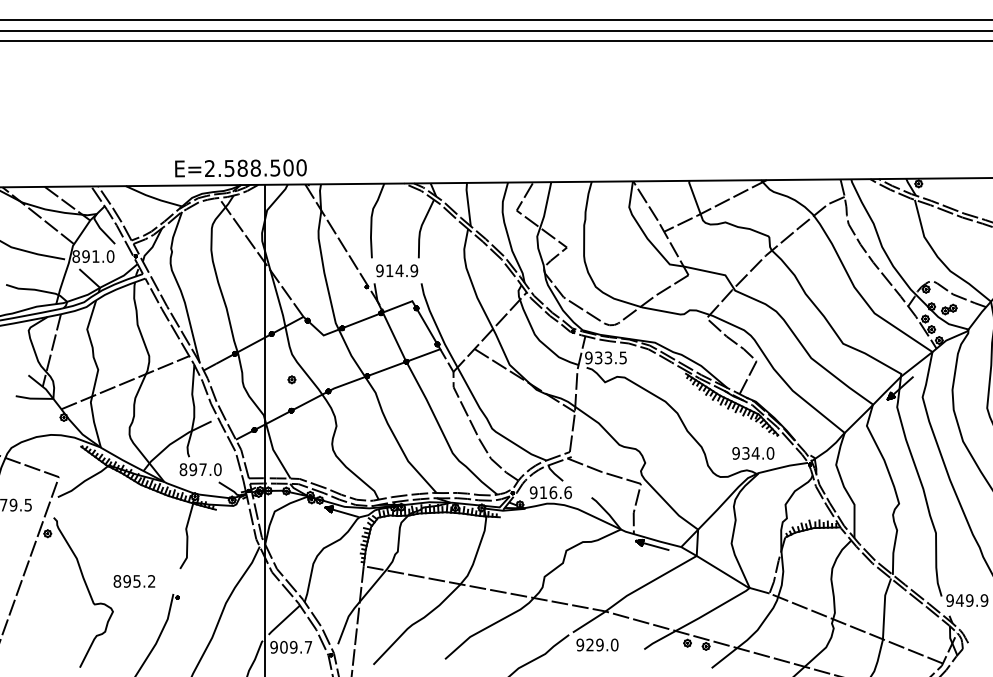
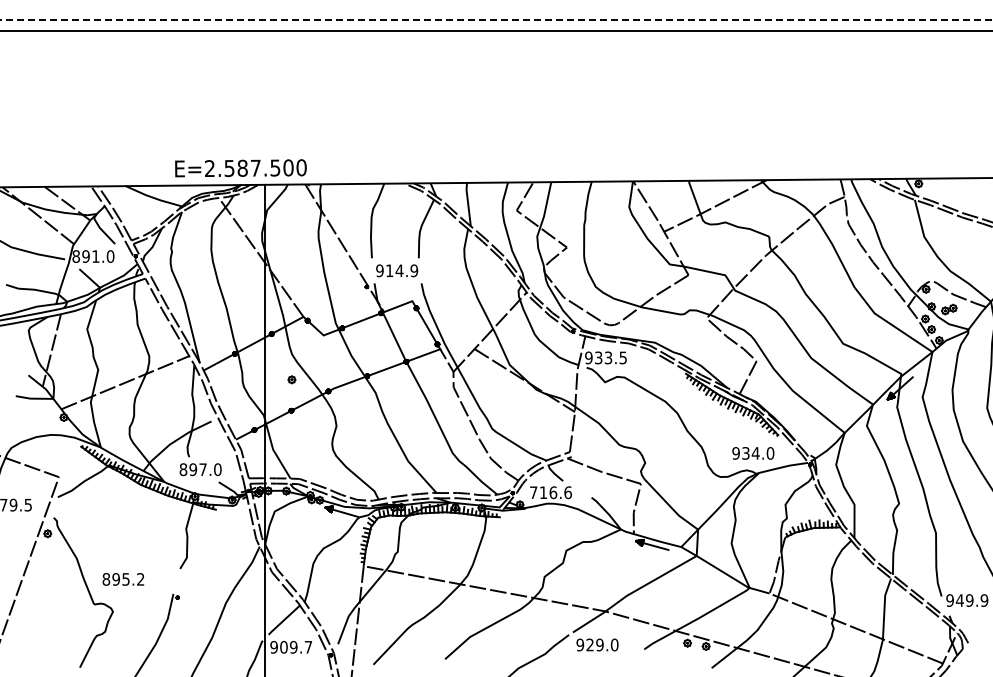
line: solid -> dashed (495, 20)
line: present -> none (495, 41)
text: E=2.588.500 -> E=2.587.500 (255, 167)
text: 916.6 -> 716.6 (533, 492)
text position: (134, 581) -> (123, 579) (123, 579)
